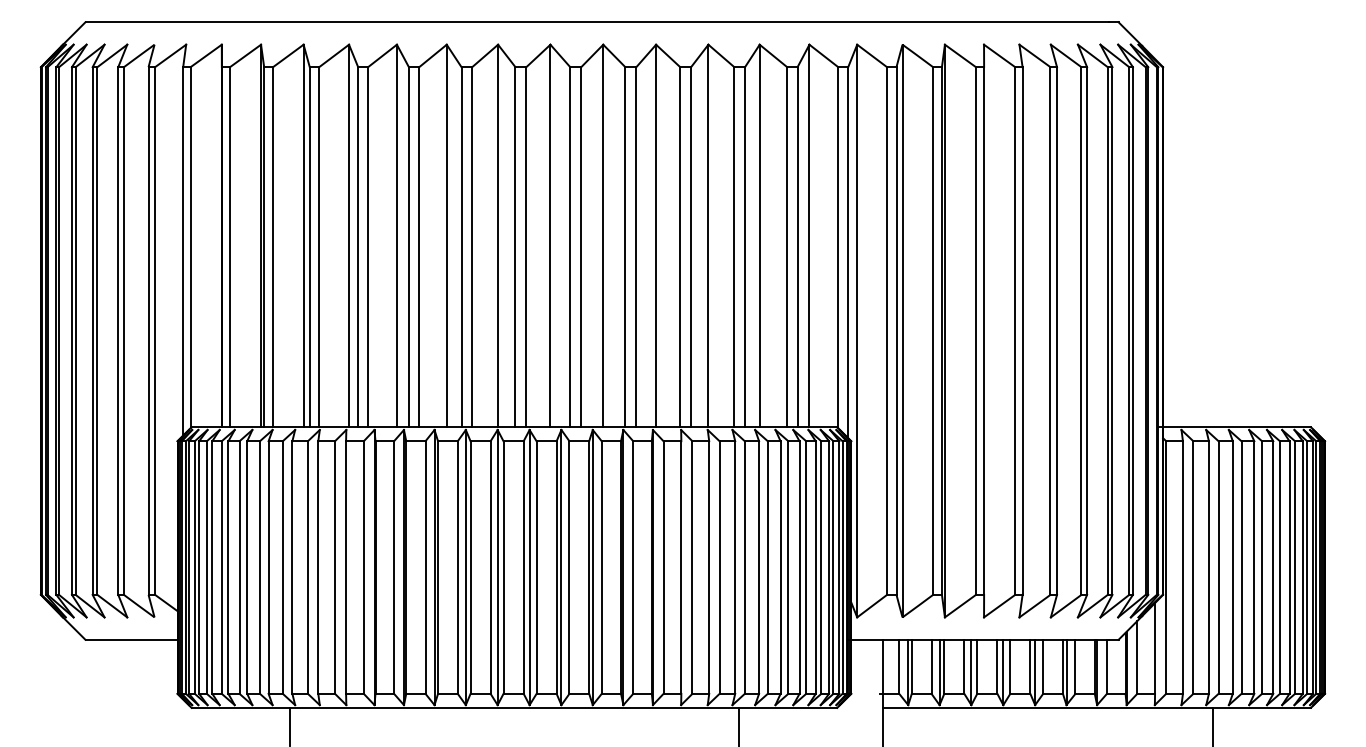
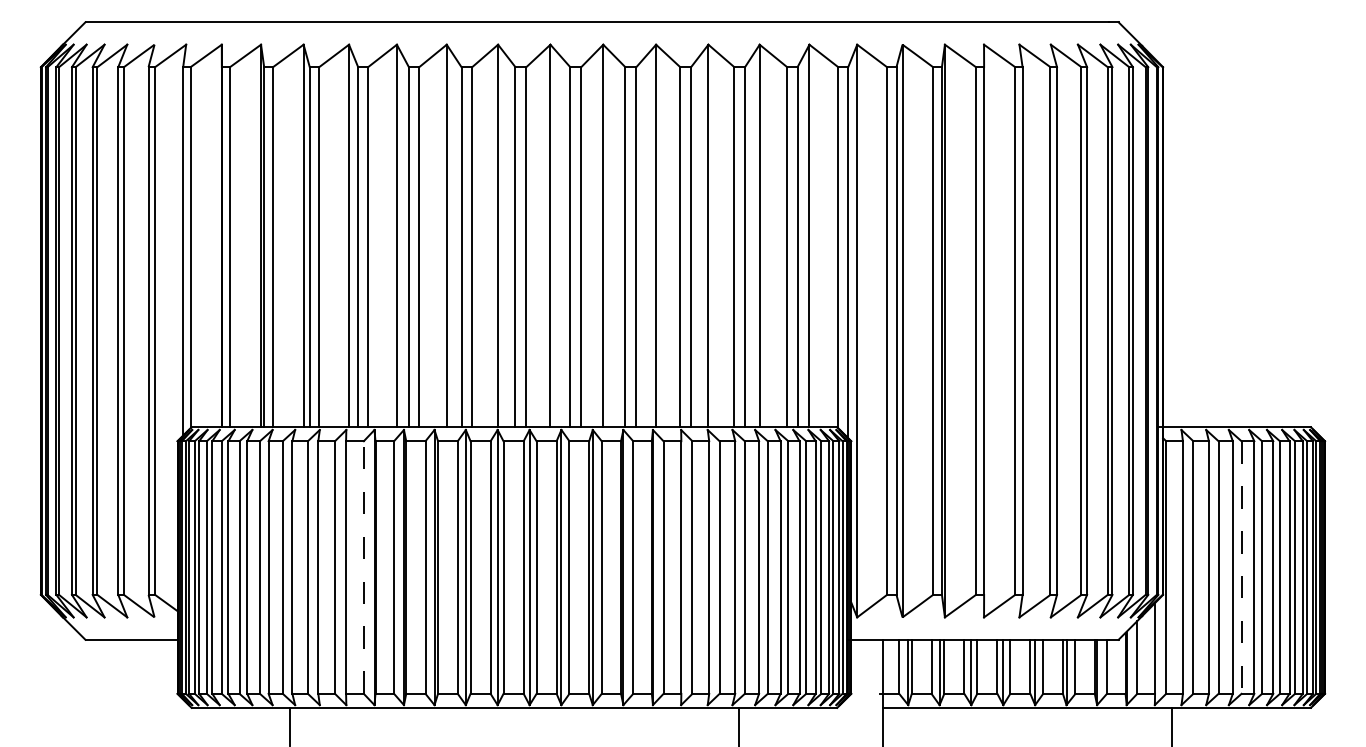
line: solid -> dashed (363, 567)
line: solid -> dashed (1241, 568)
line position: (1212, 725) -> (1171, 725) (1171, 725)
